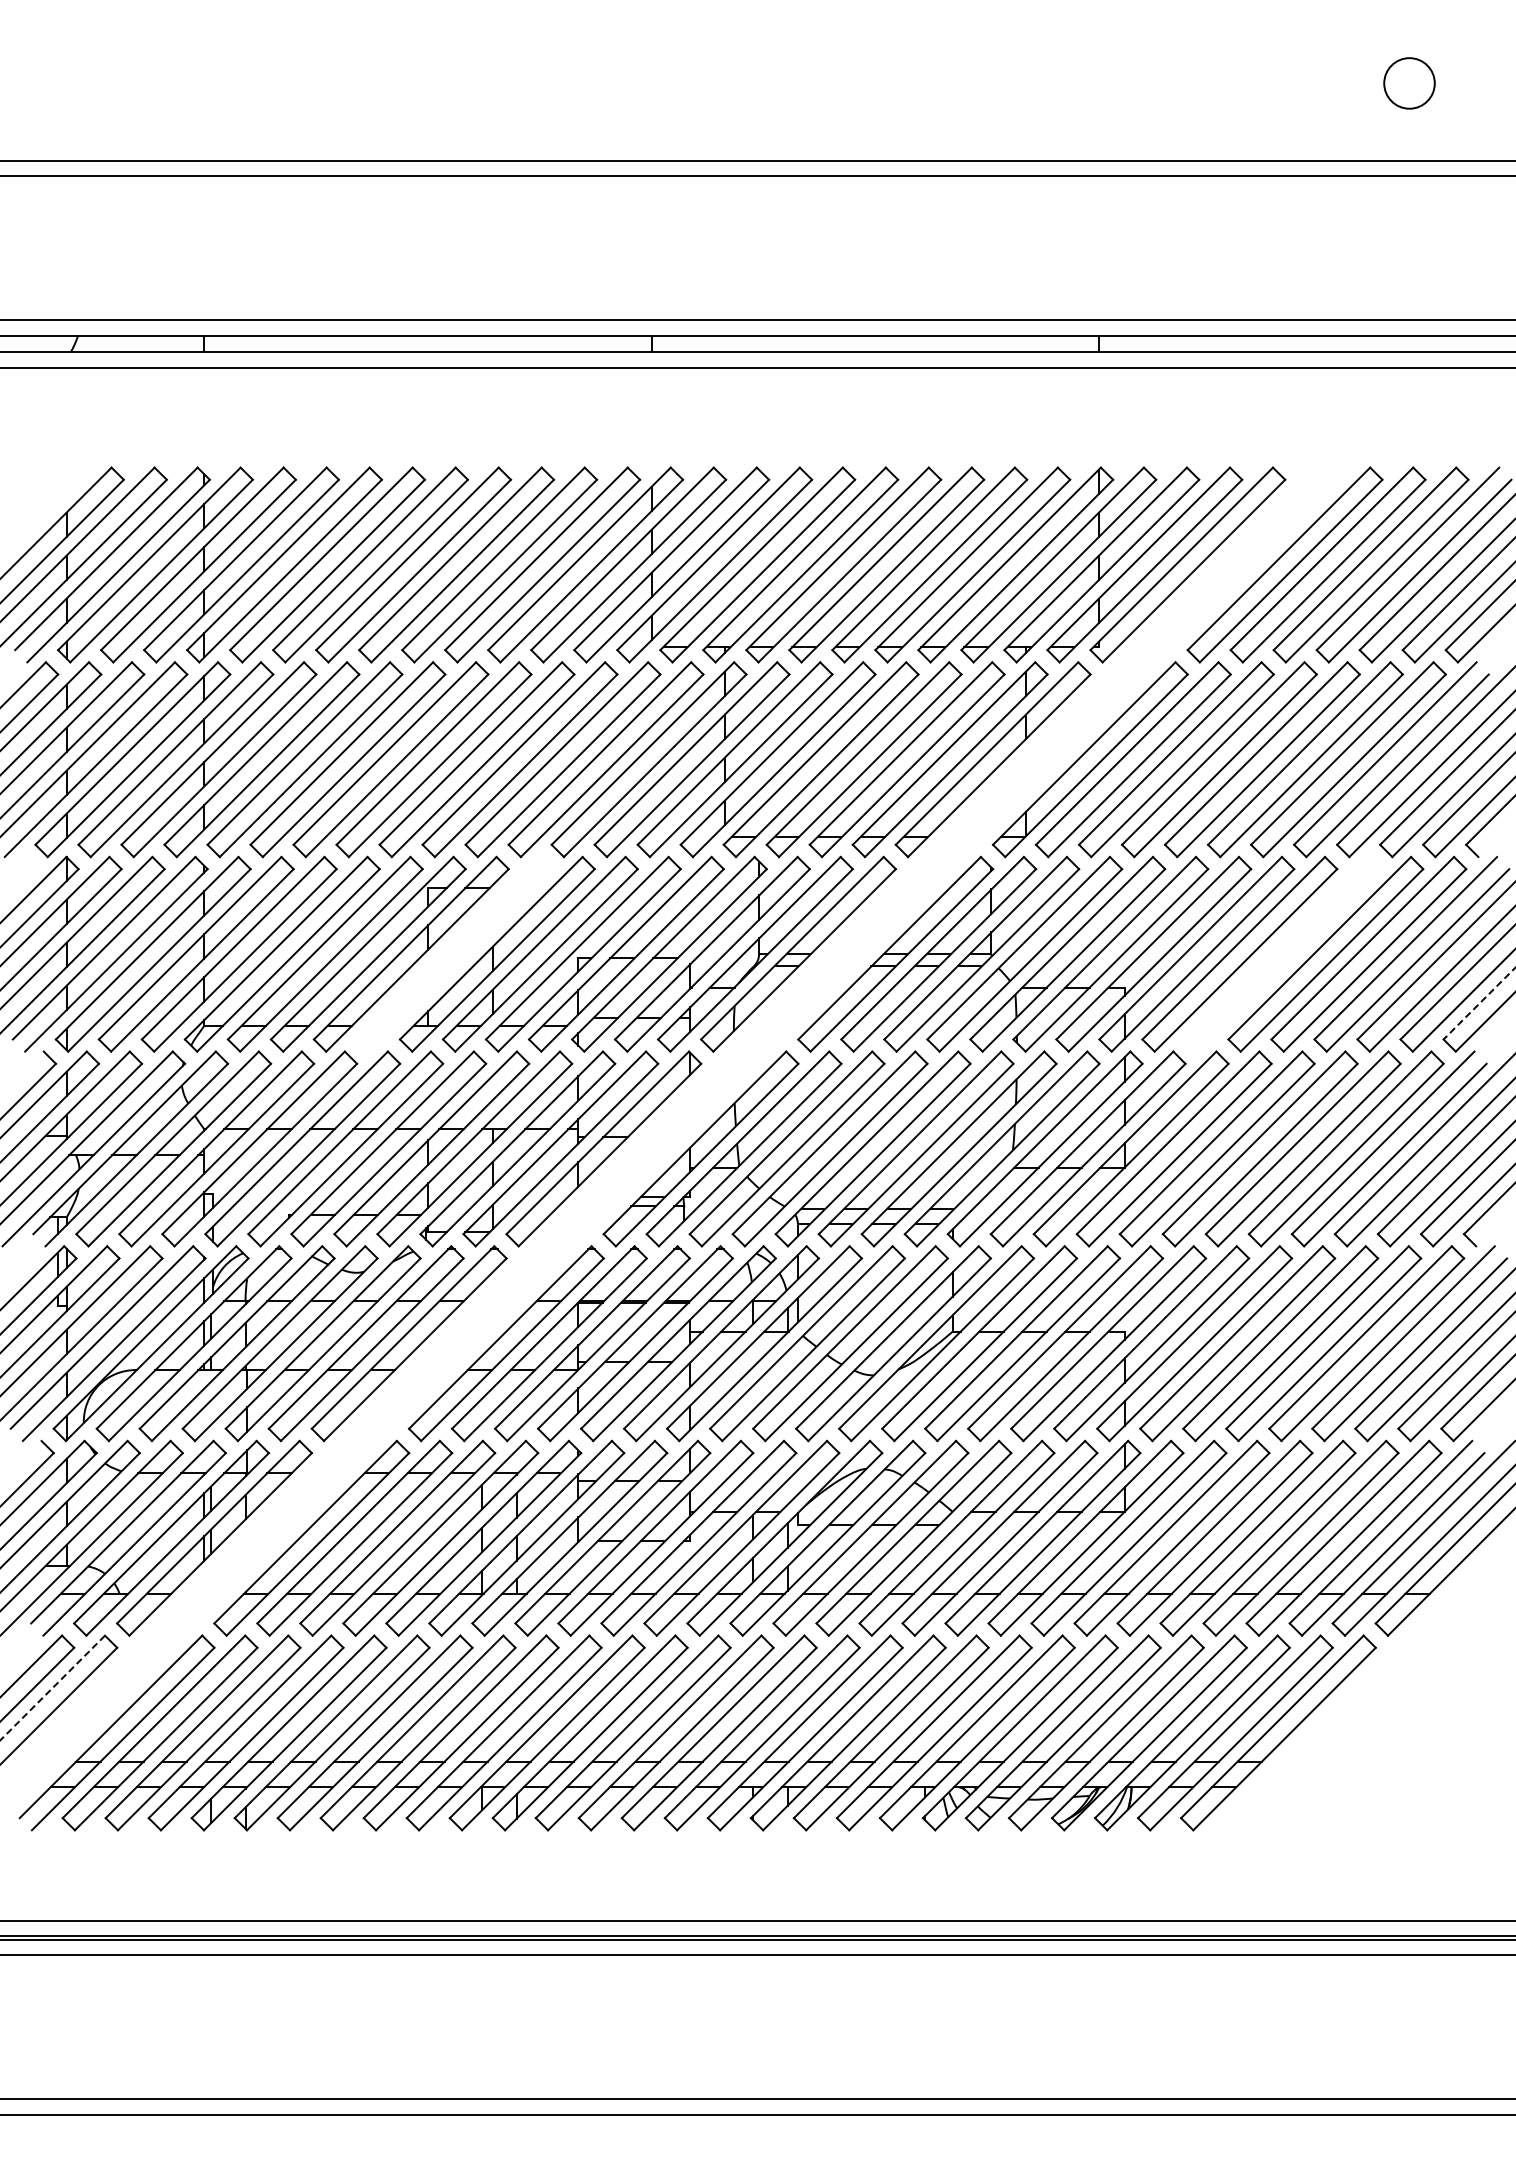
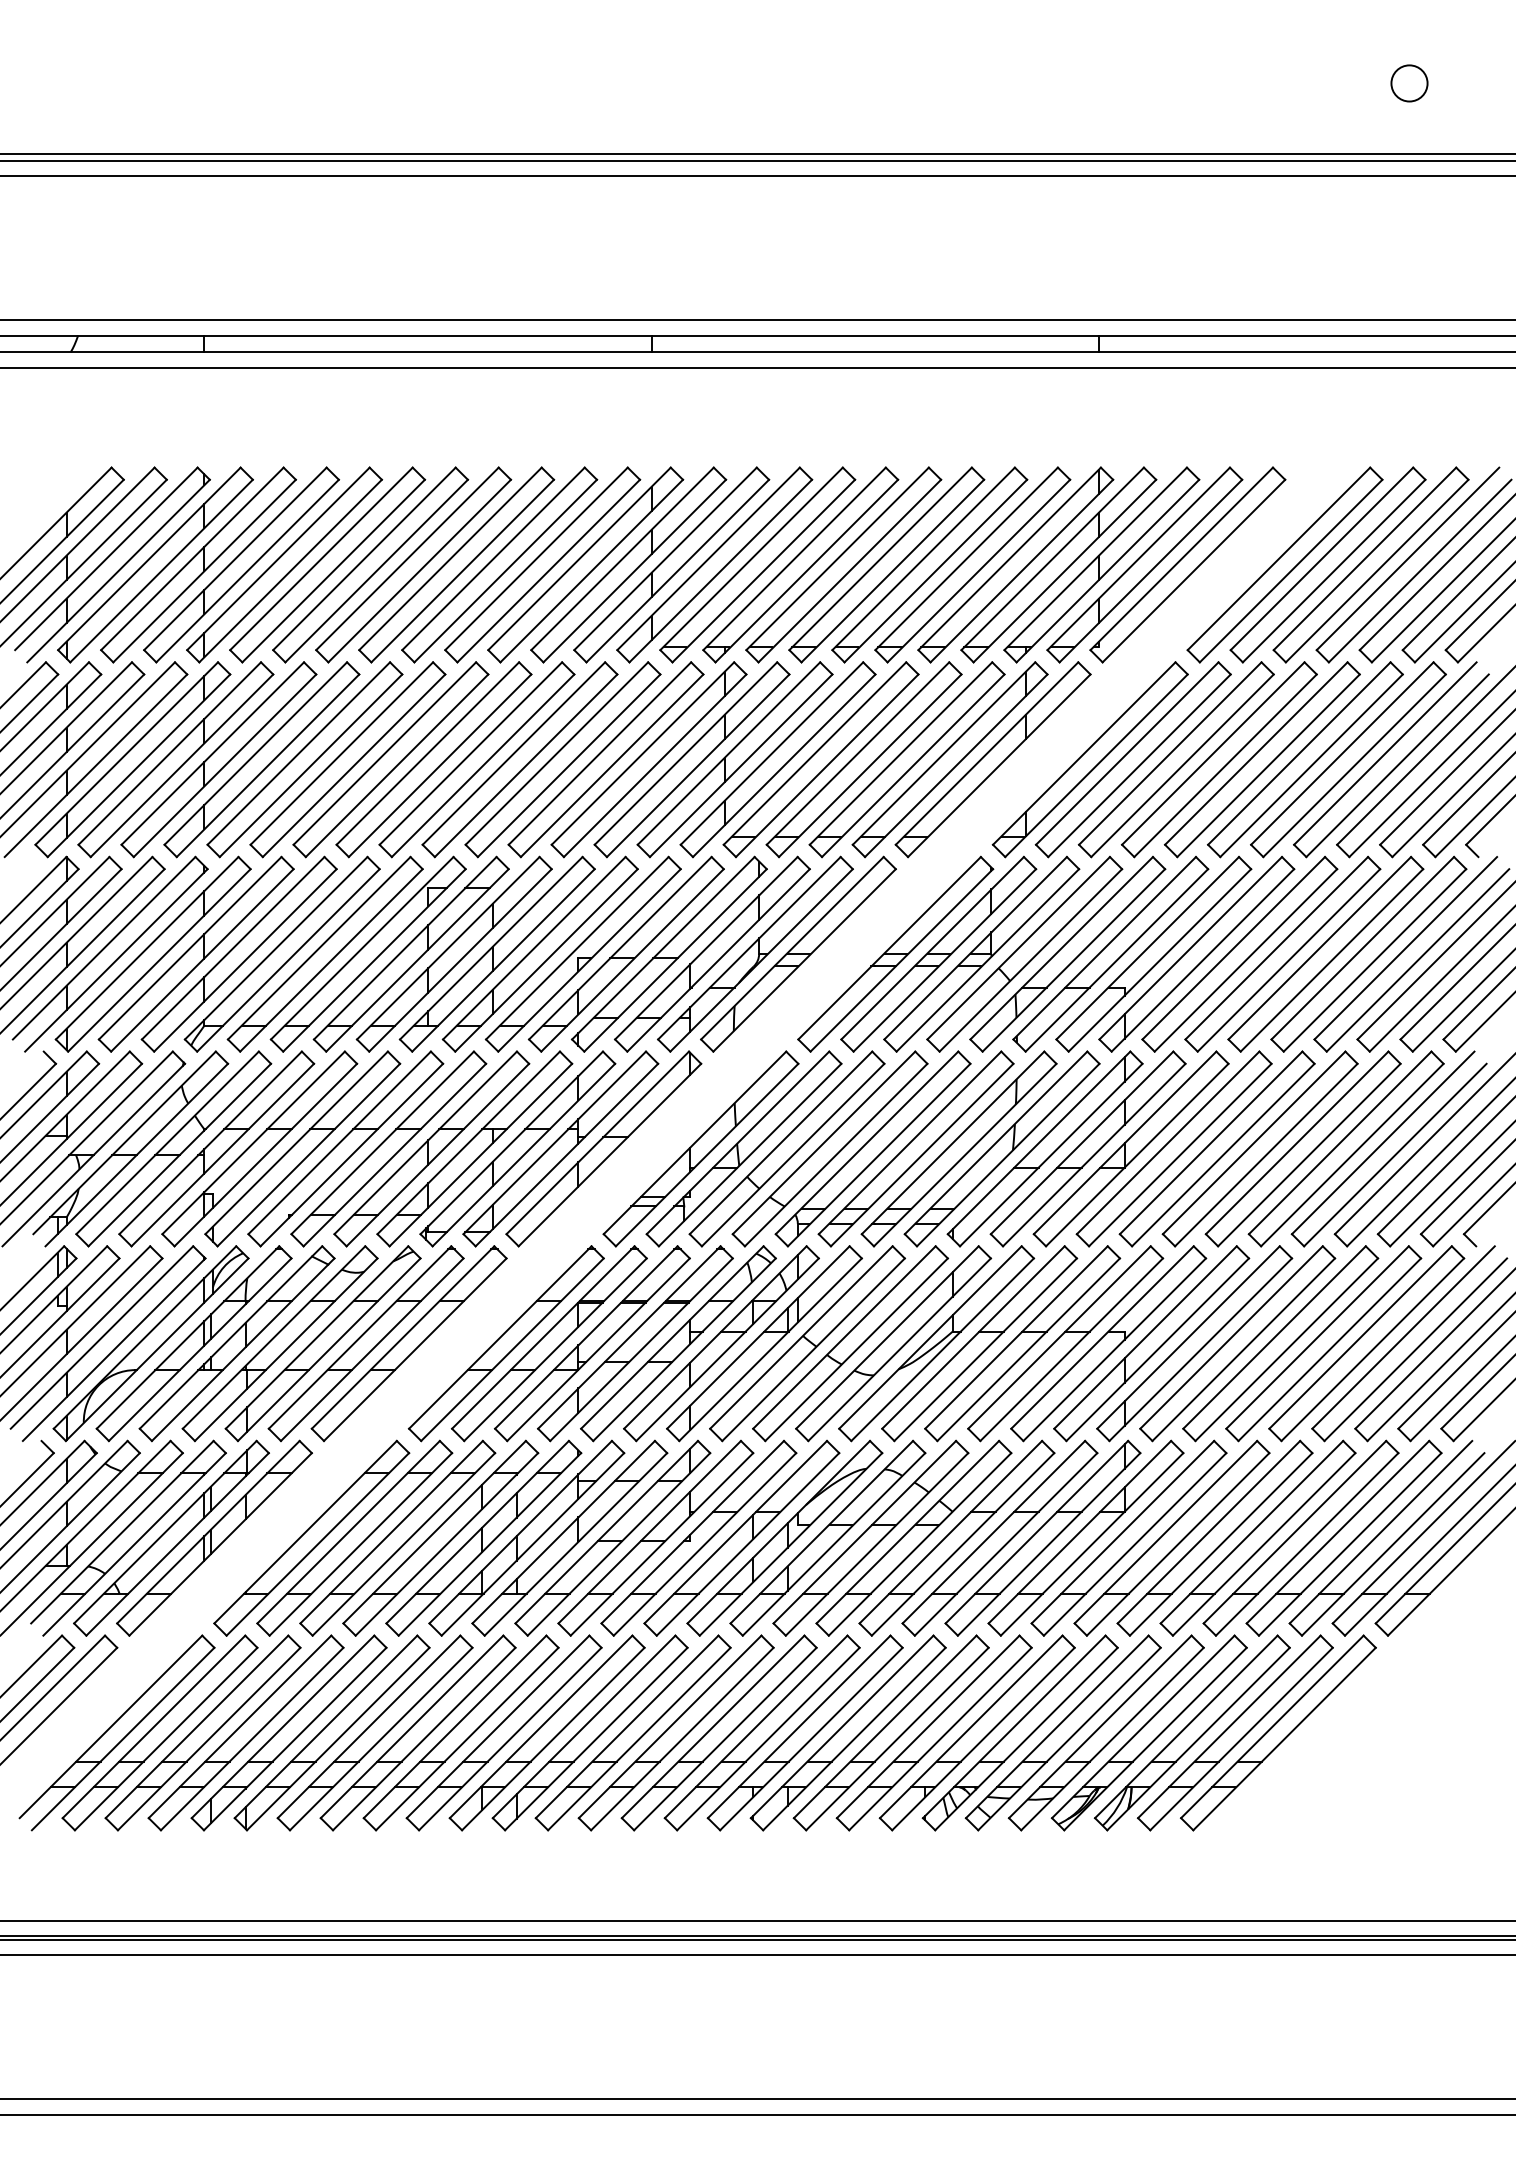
circle size: 53x53 px -> 39x39 px (1409, 83)
line: none -> present (757, 154)
part: none -> present (453, 953)
part: none -> present (1282, 953)
line: dashed -> solid (1479, 1003)
line: dashed -> solid (52, 1688)
